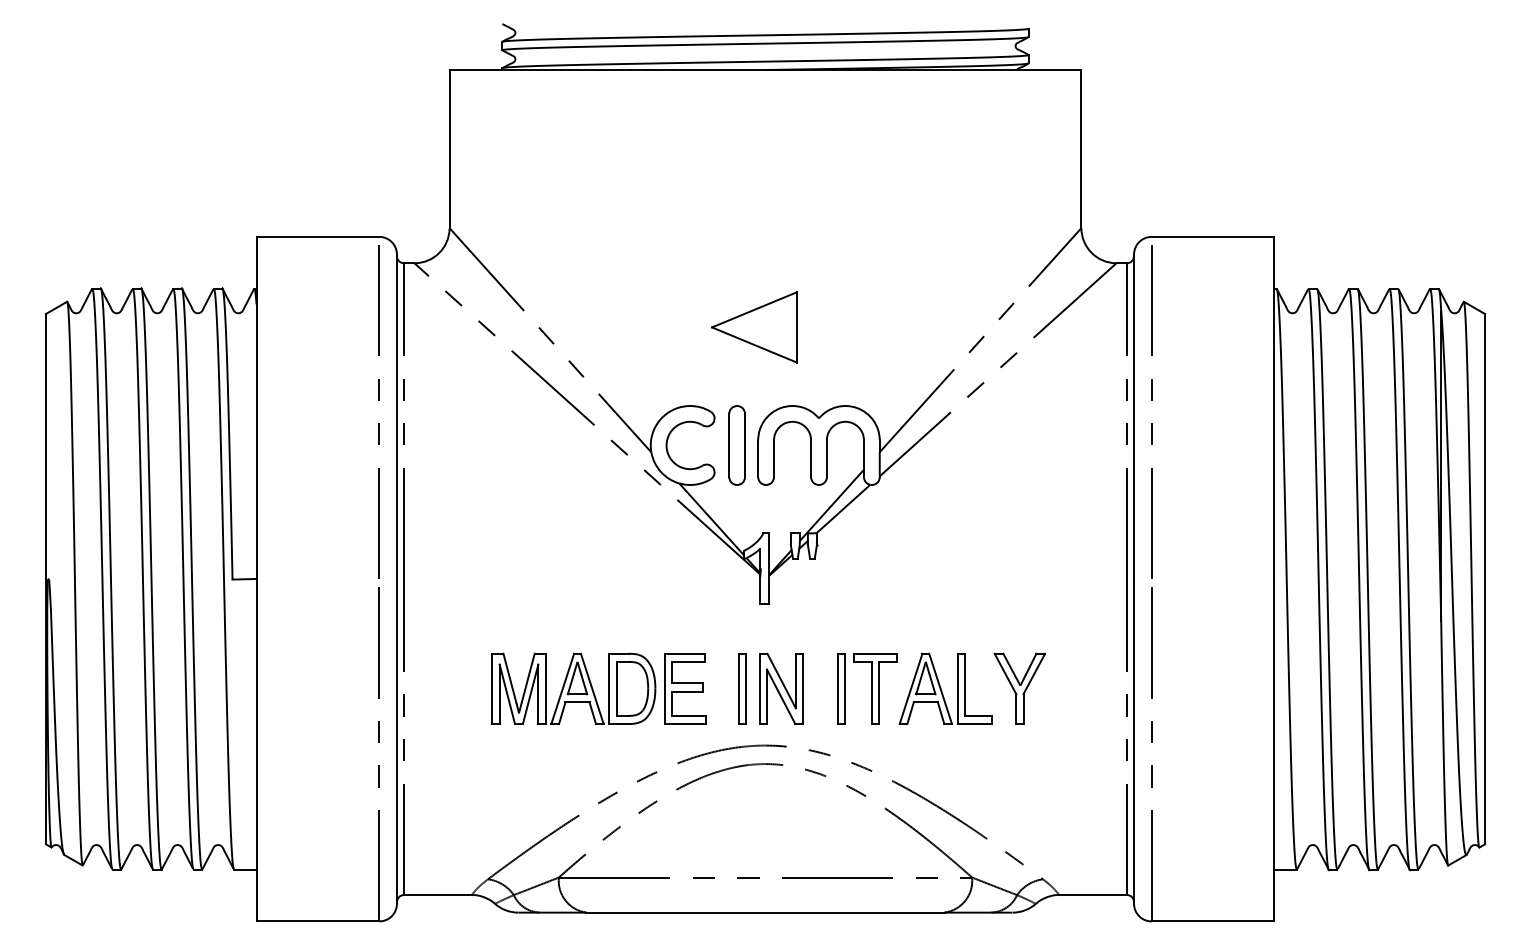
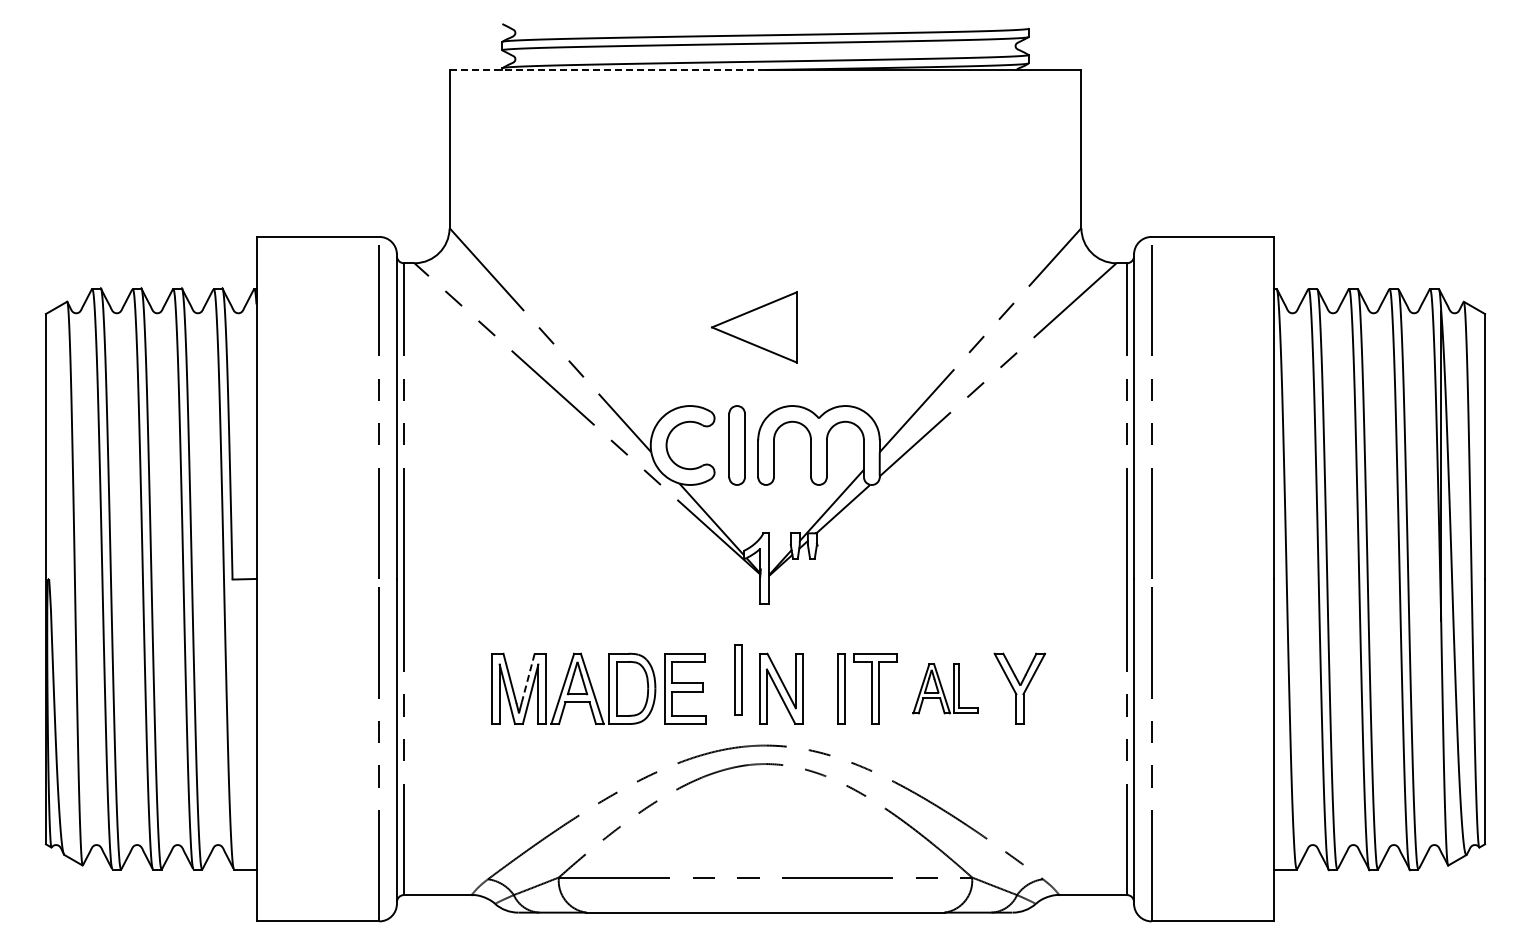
line: solid -> dashed (607, 70)
line: solid -> dashed (528, 678)
part position: (742, 688) -> (738, 679) (738, 679)
part size: 95x73 px -> 67x52 px (945, 688)
